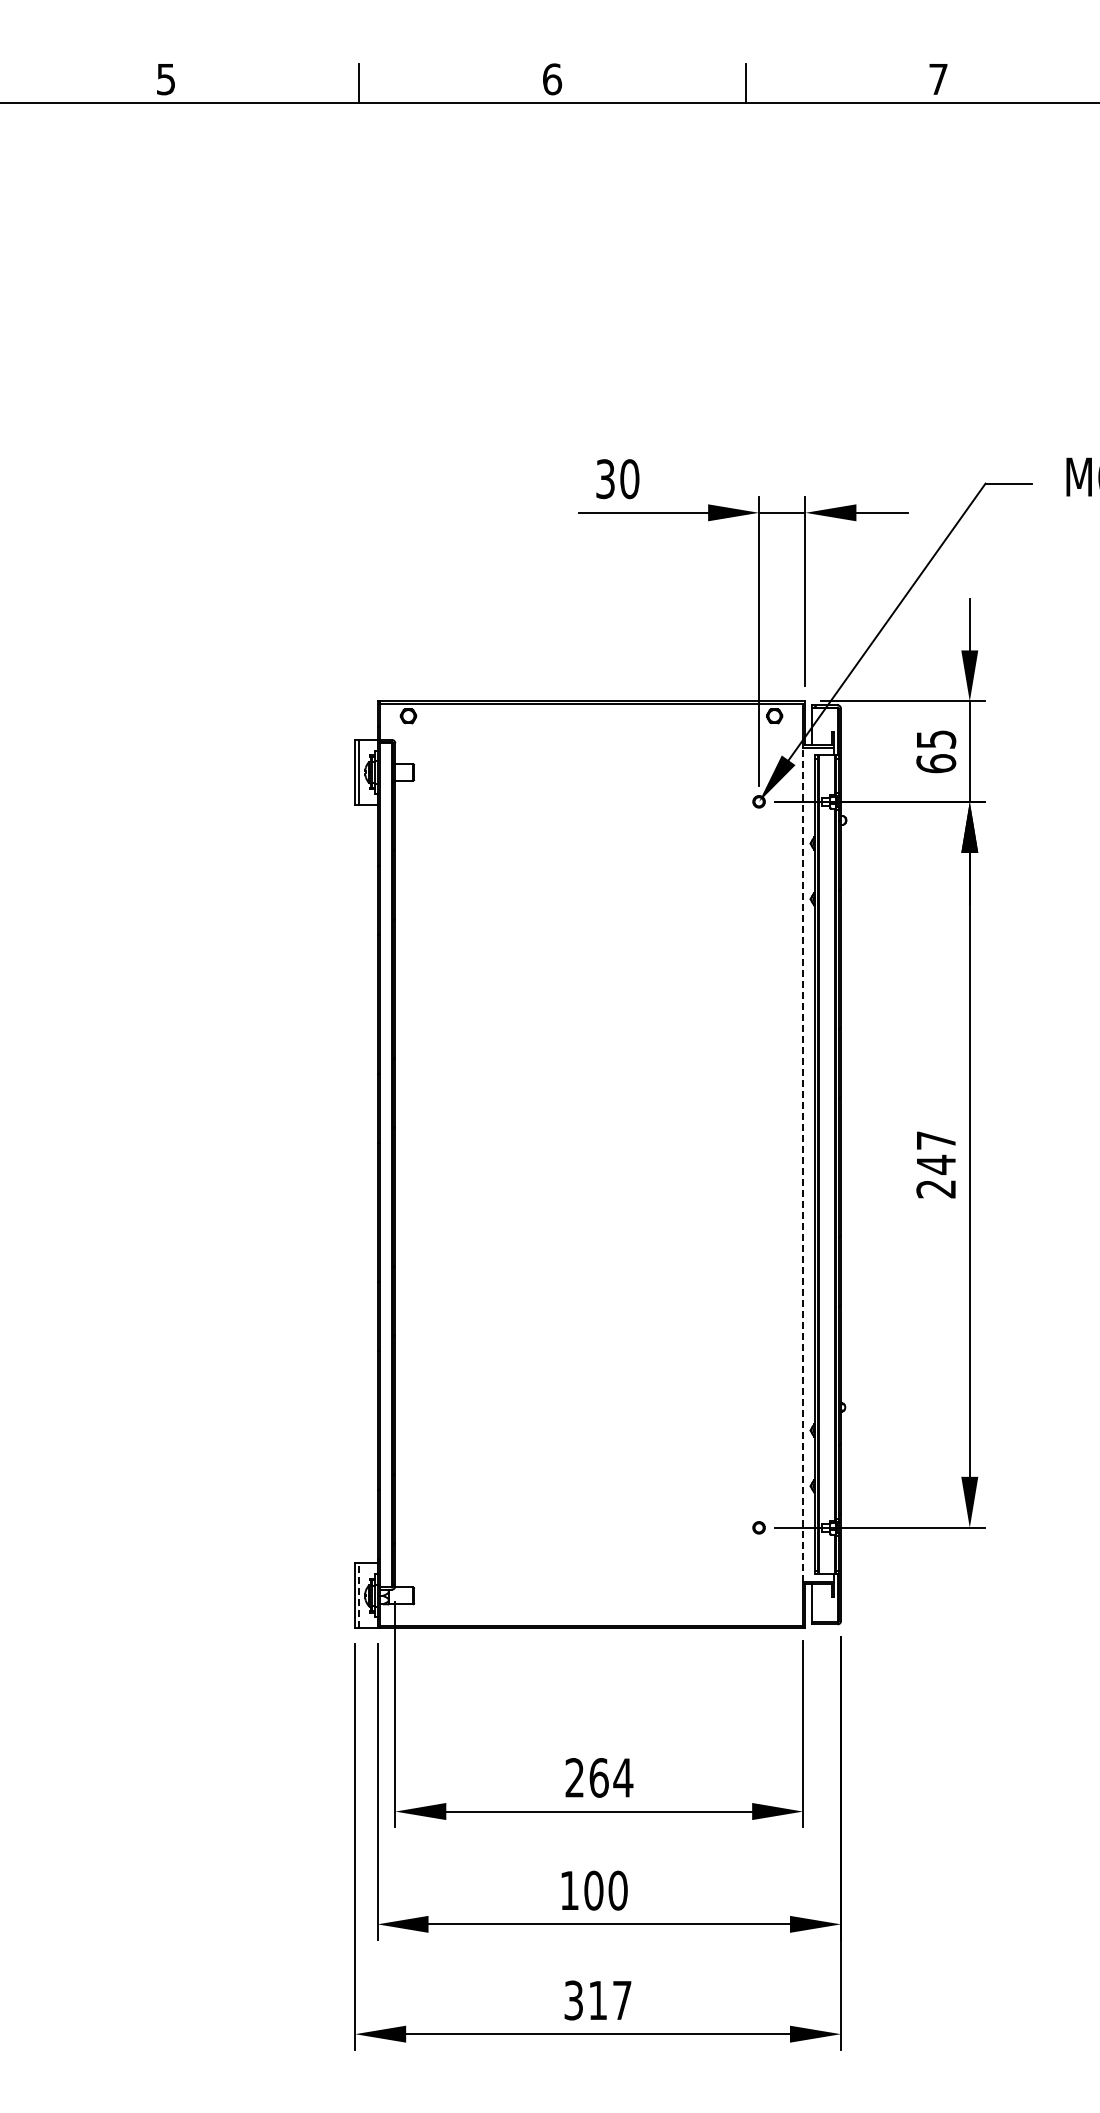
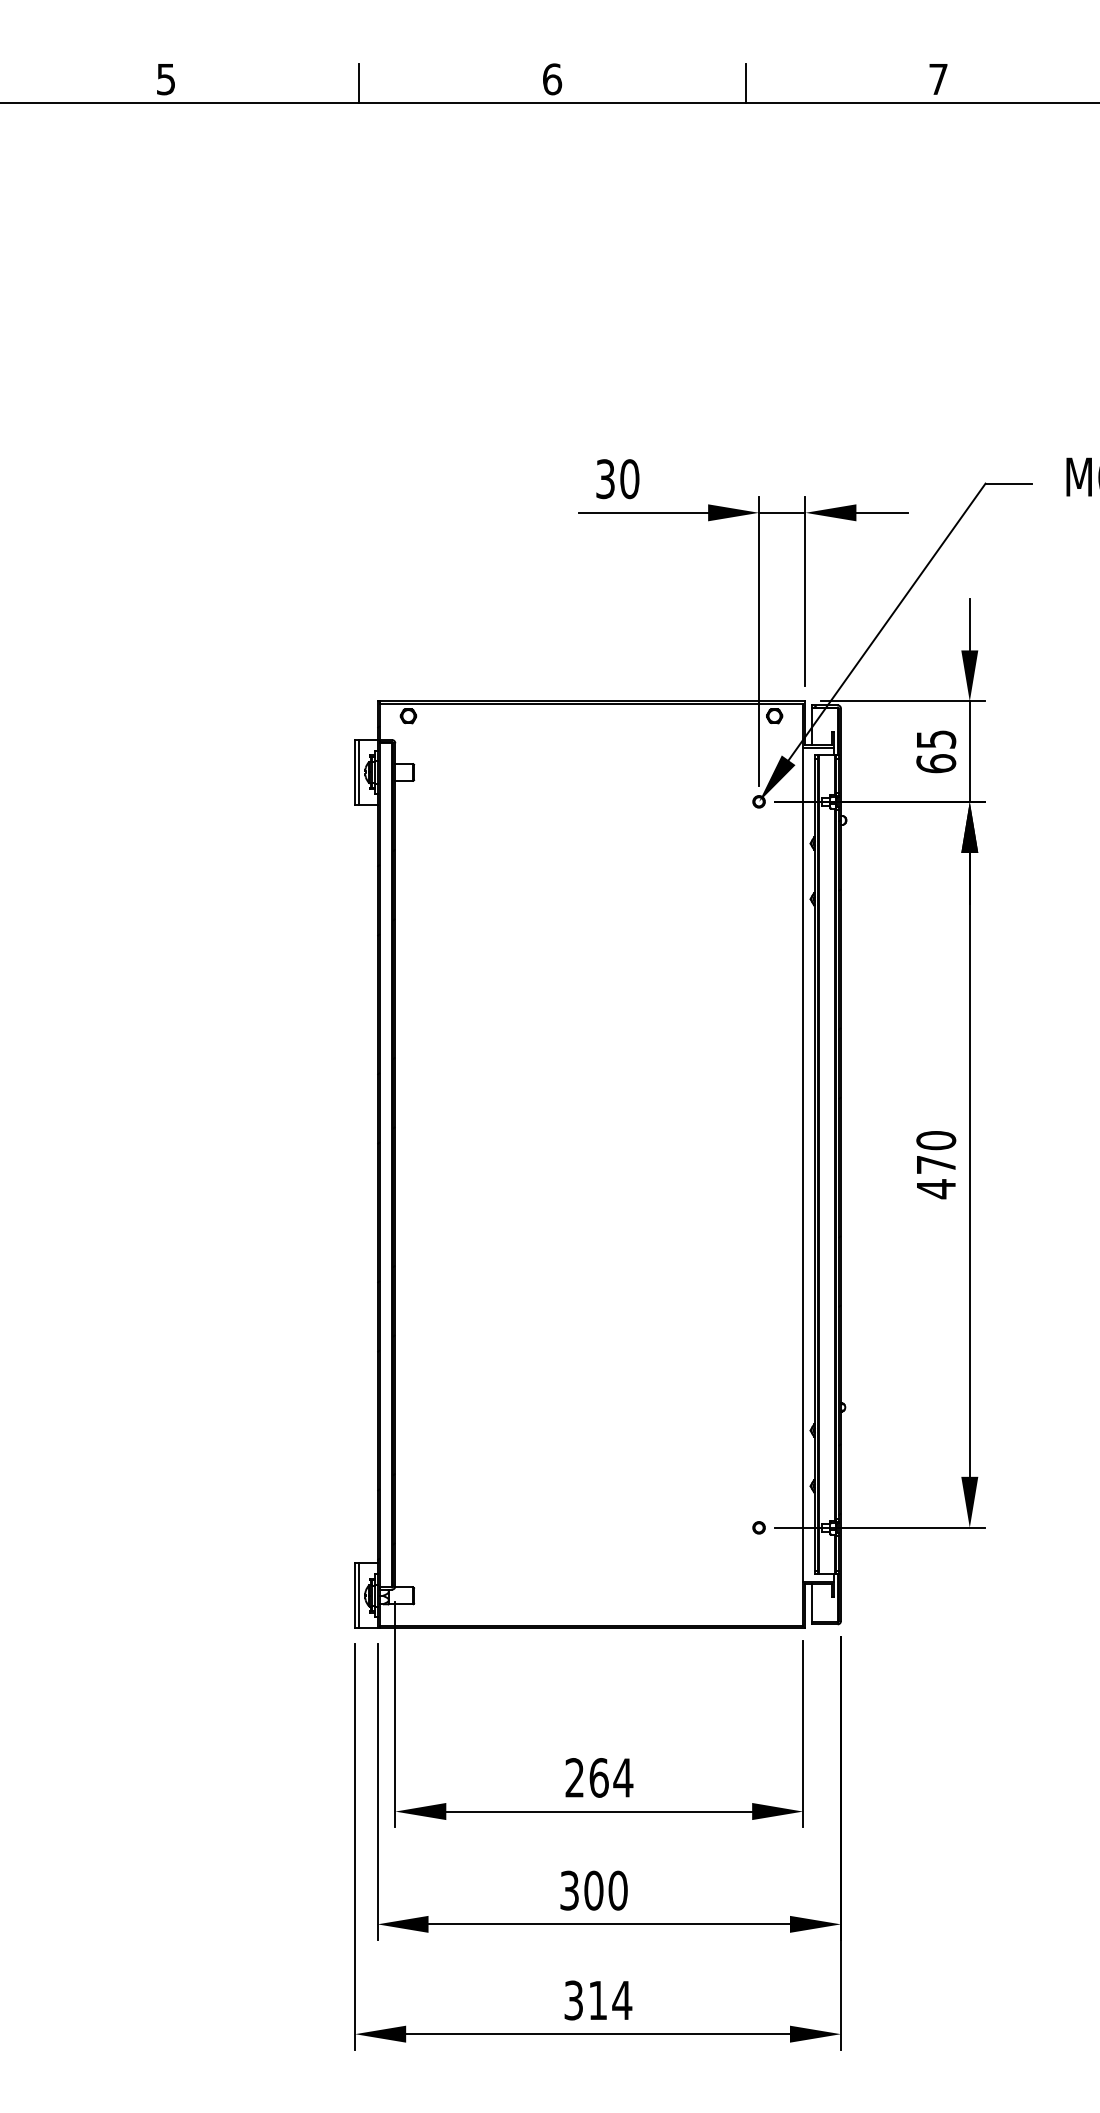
line: dashed -> solid (803, 1164)
text: 247 -> 470 (936, 1165)
line: dashed -> solid (359, 1595)
text: 100 -> 300 (569, 1890)
text: 317 -> 314 (622, 2000)
